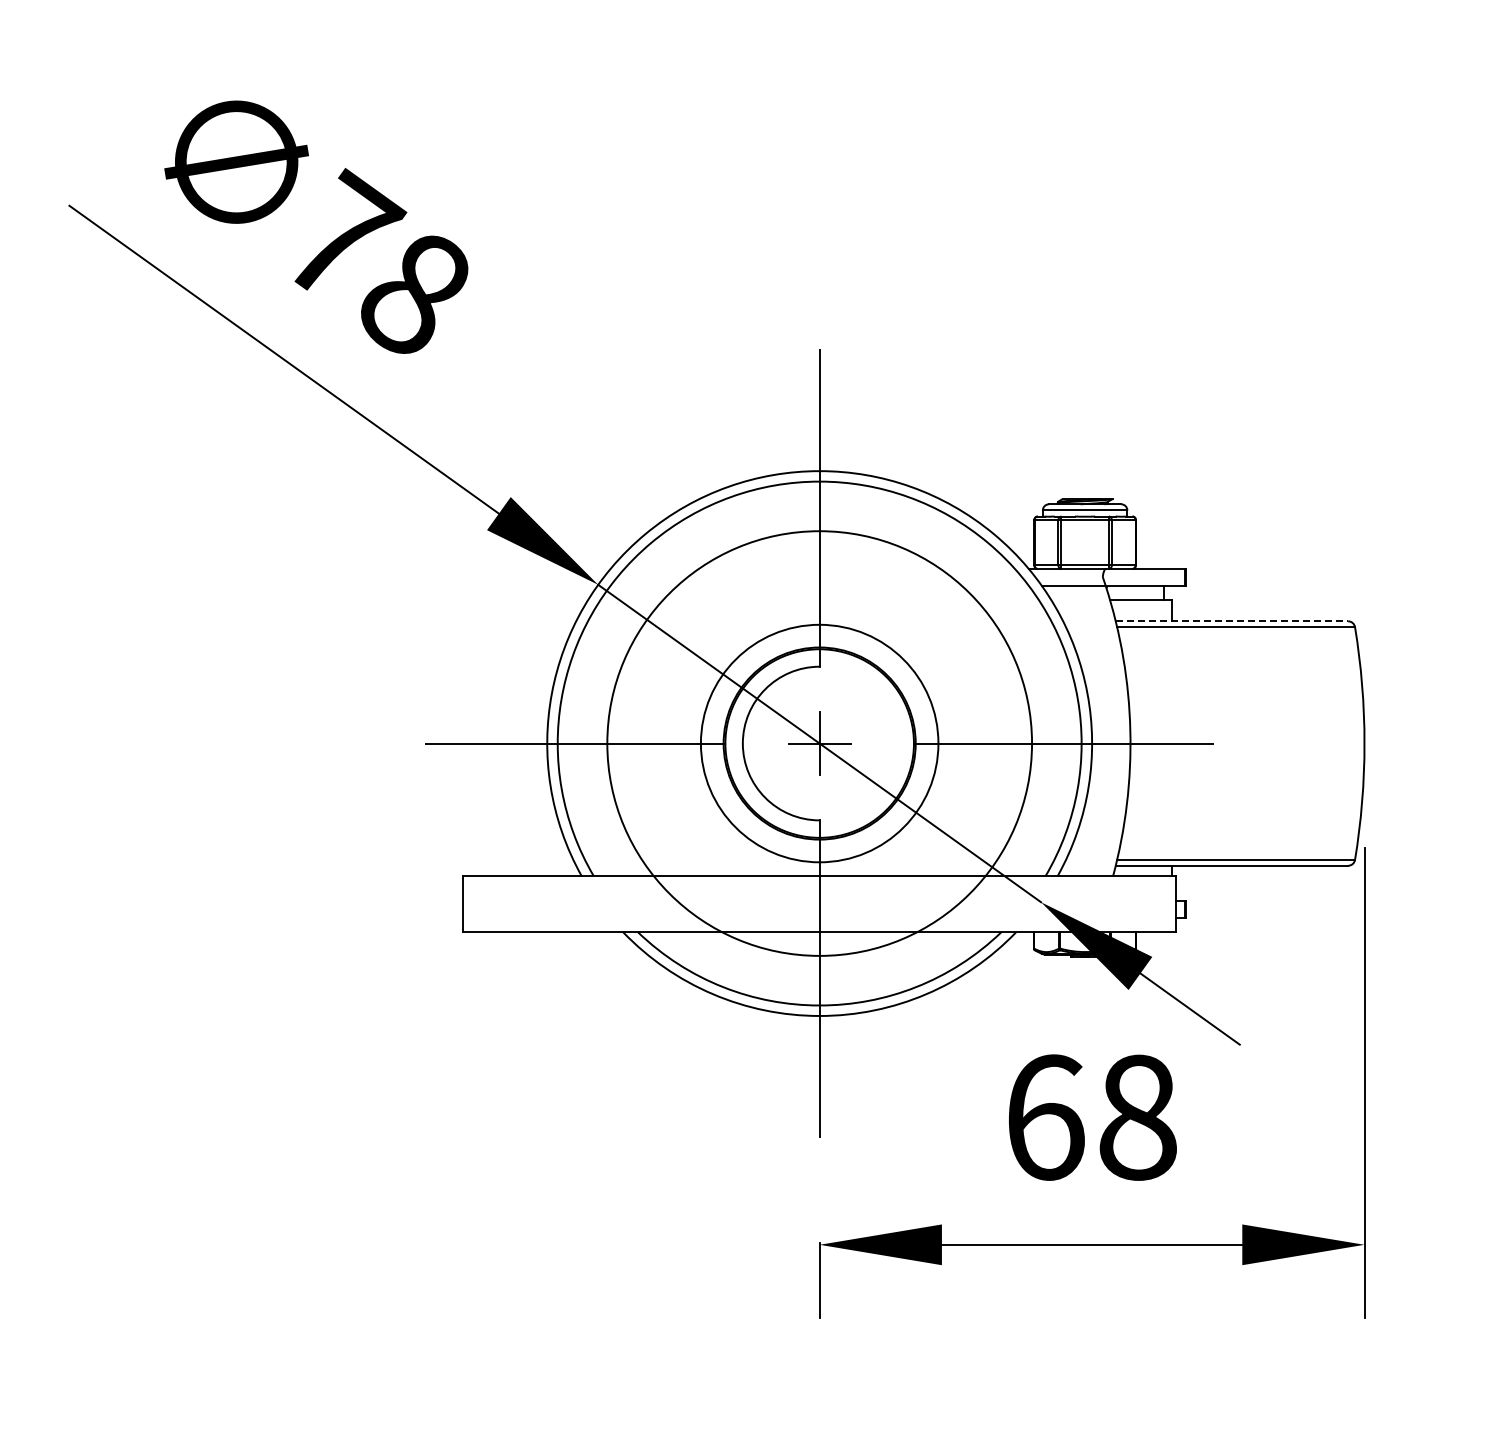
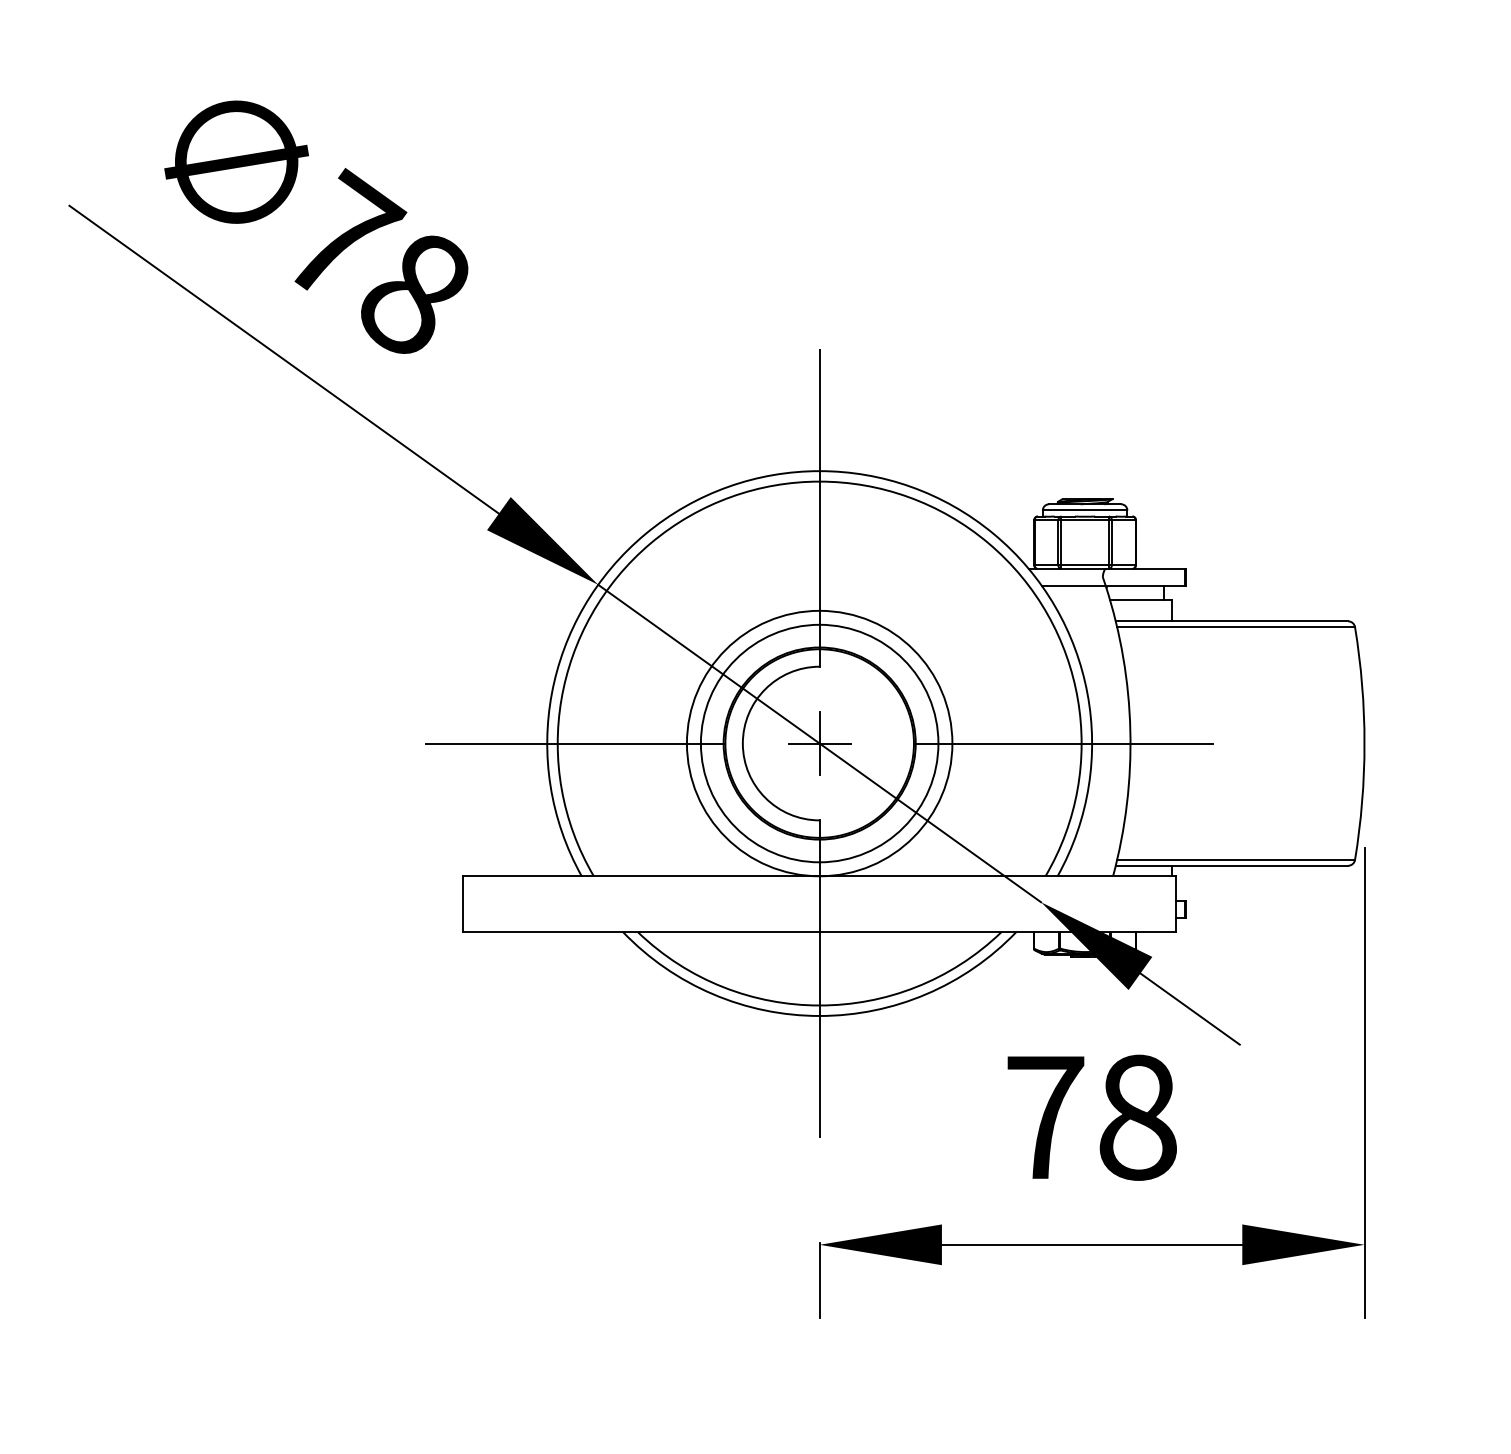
line: dashed -> solid (1232, 621)
circle diameter: 425 px -> 265 px (819, 743)
text: 68 -> 78 (1045, 1117)
